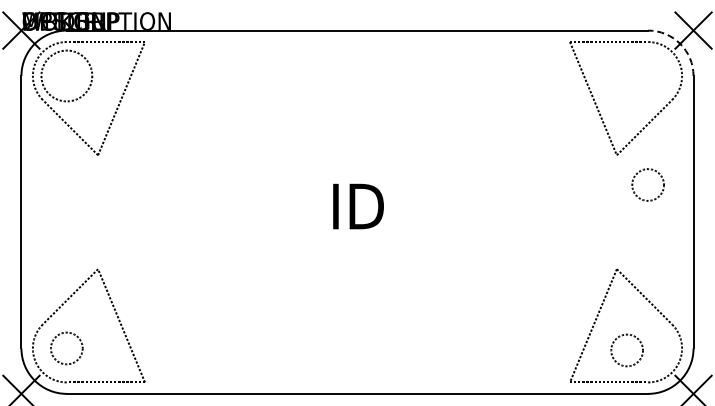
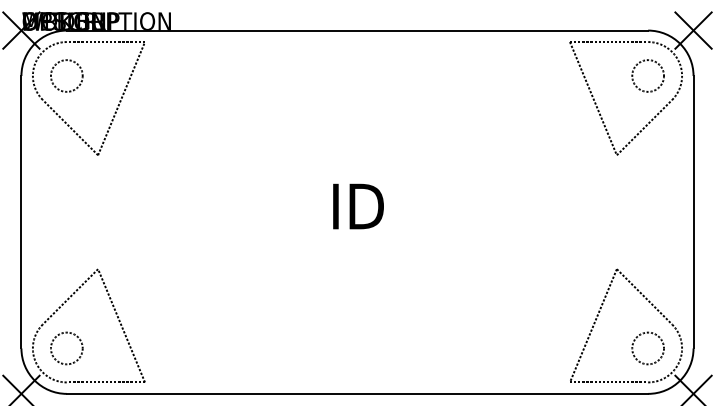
arc: dashed -> solid (680, 43)
circle diameter: 51 px -> 32 px (66, 75)
circle position: (647, 184) -> (647, 75) (647, 75)
circle position: (626, 350) -> (647, 348) (647, 348)
